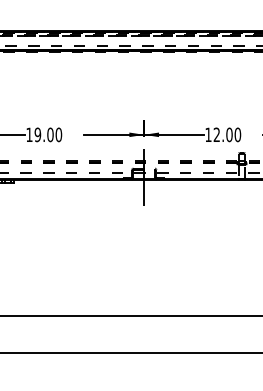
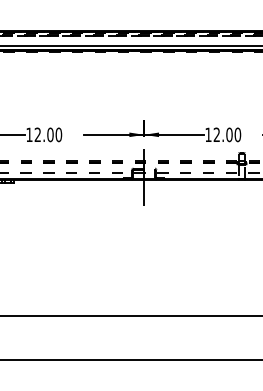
line: dashed -> solid (131, 45)
text: 19.00 -> 12.00 (37, 134)
line position: (130, 353) -> (130, 360) (130, 360)
